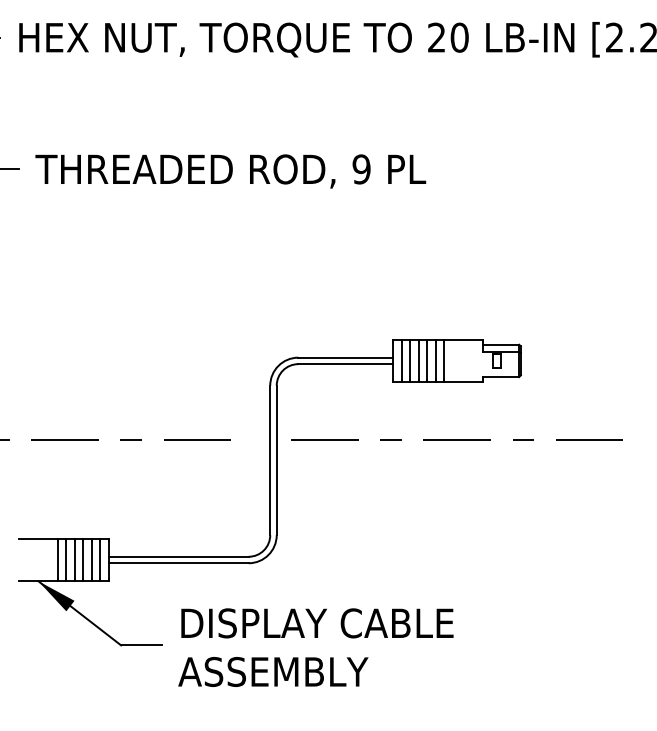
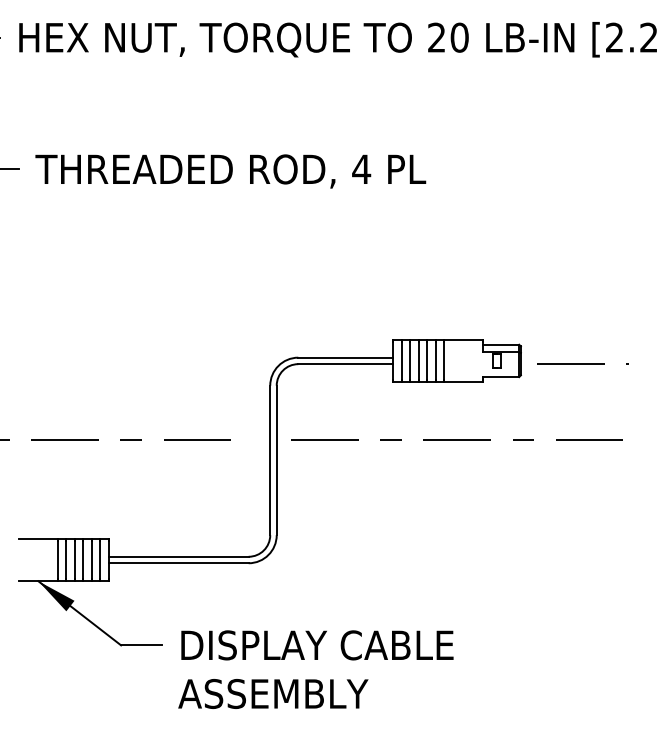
text: 9 -> 4 (361, 169)
line: none -> present (582, 363)
text position: (315, 647) -> (315, 669) (315, 669)
